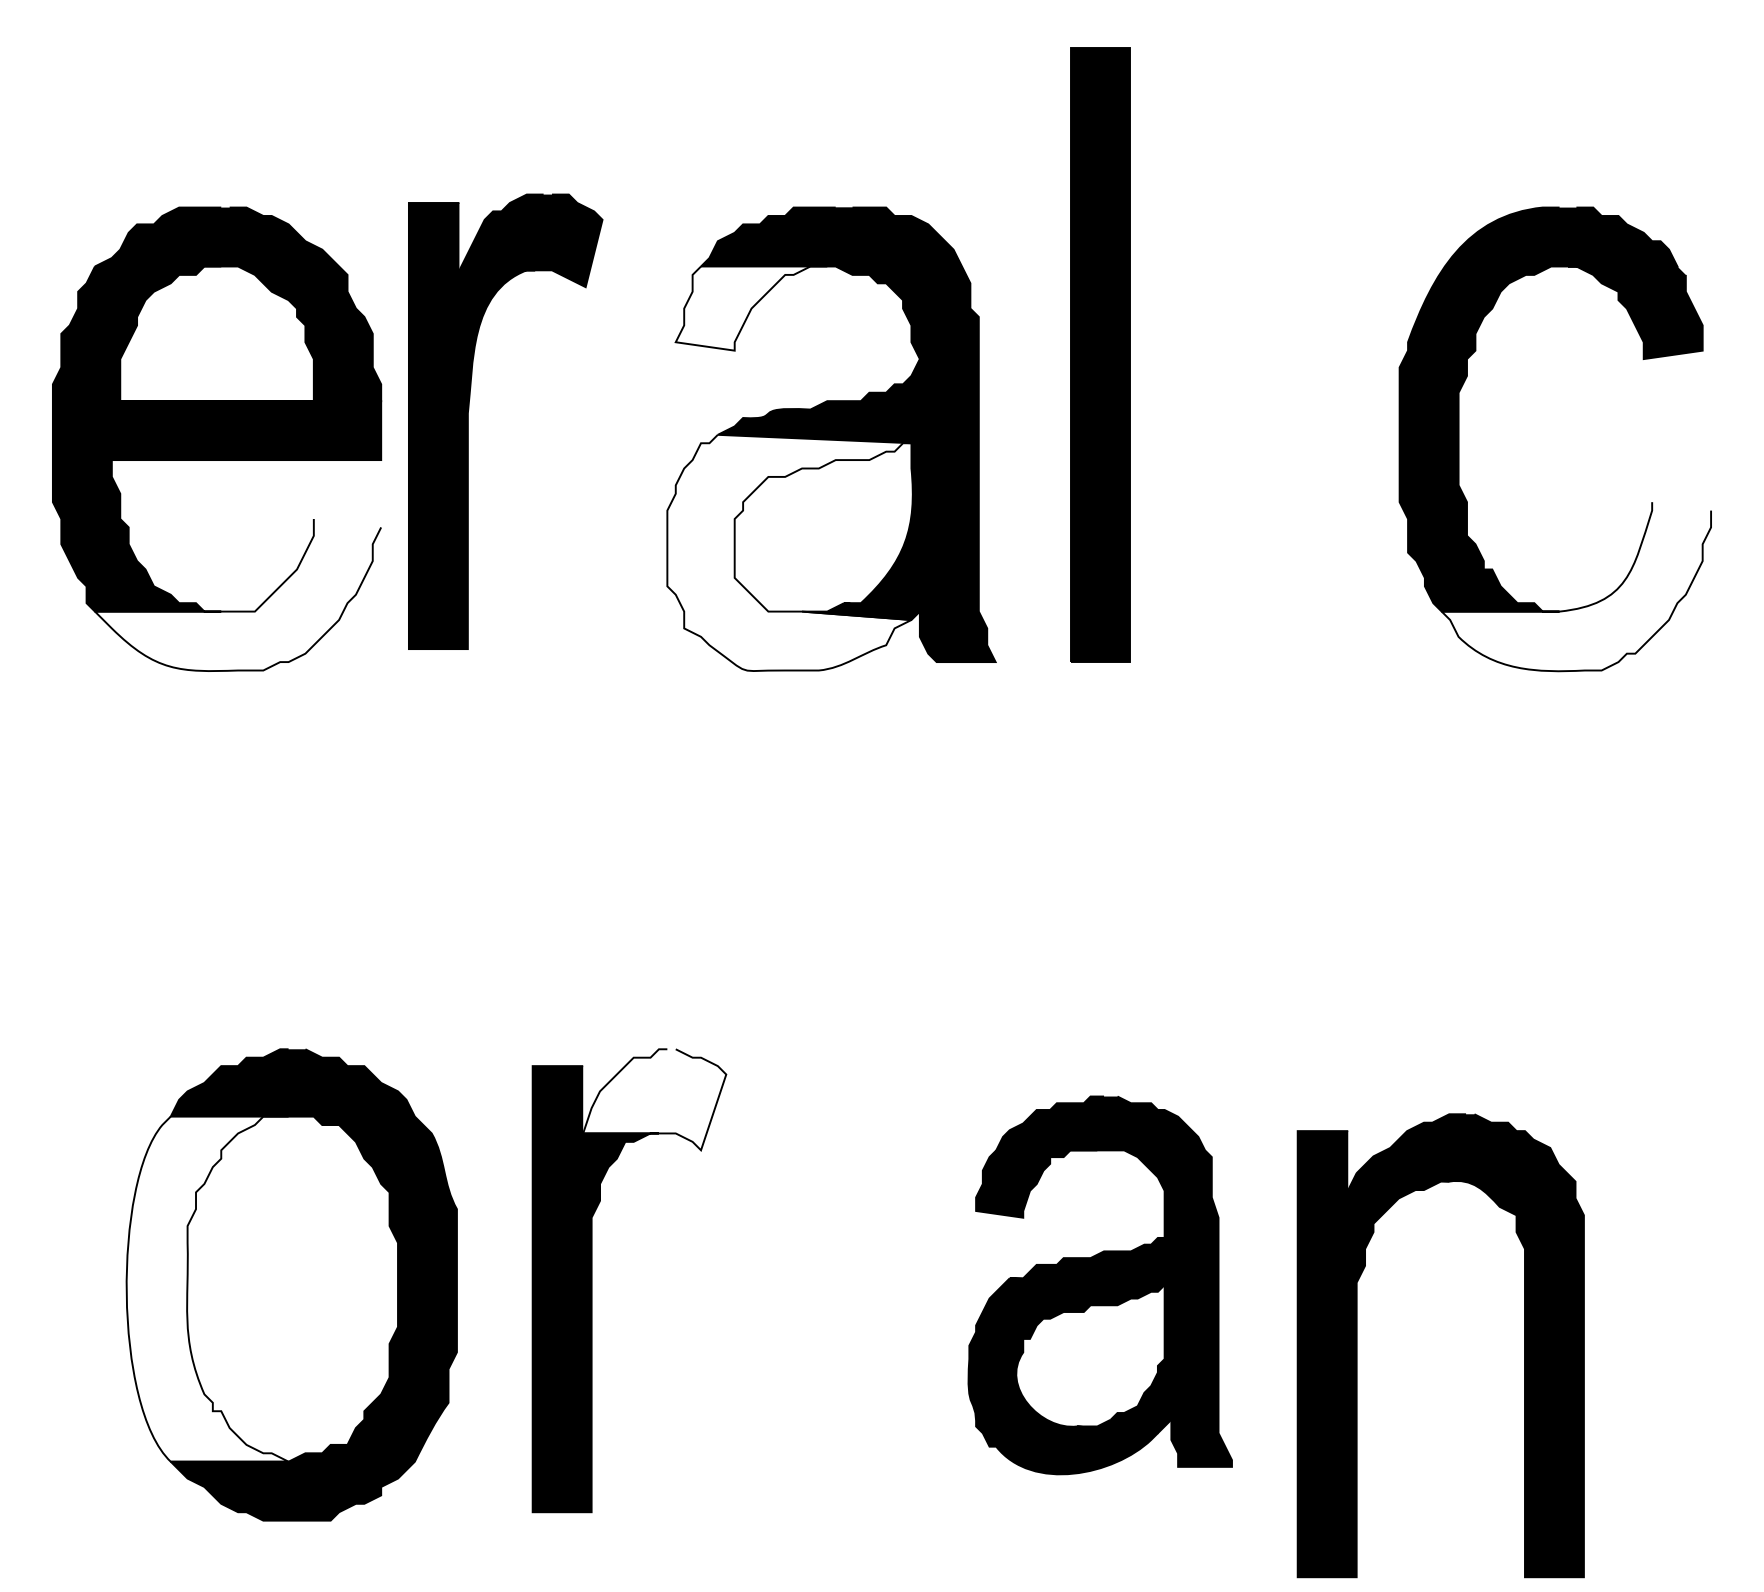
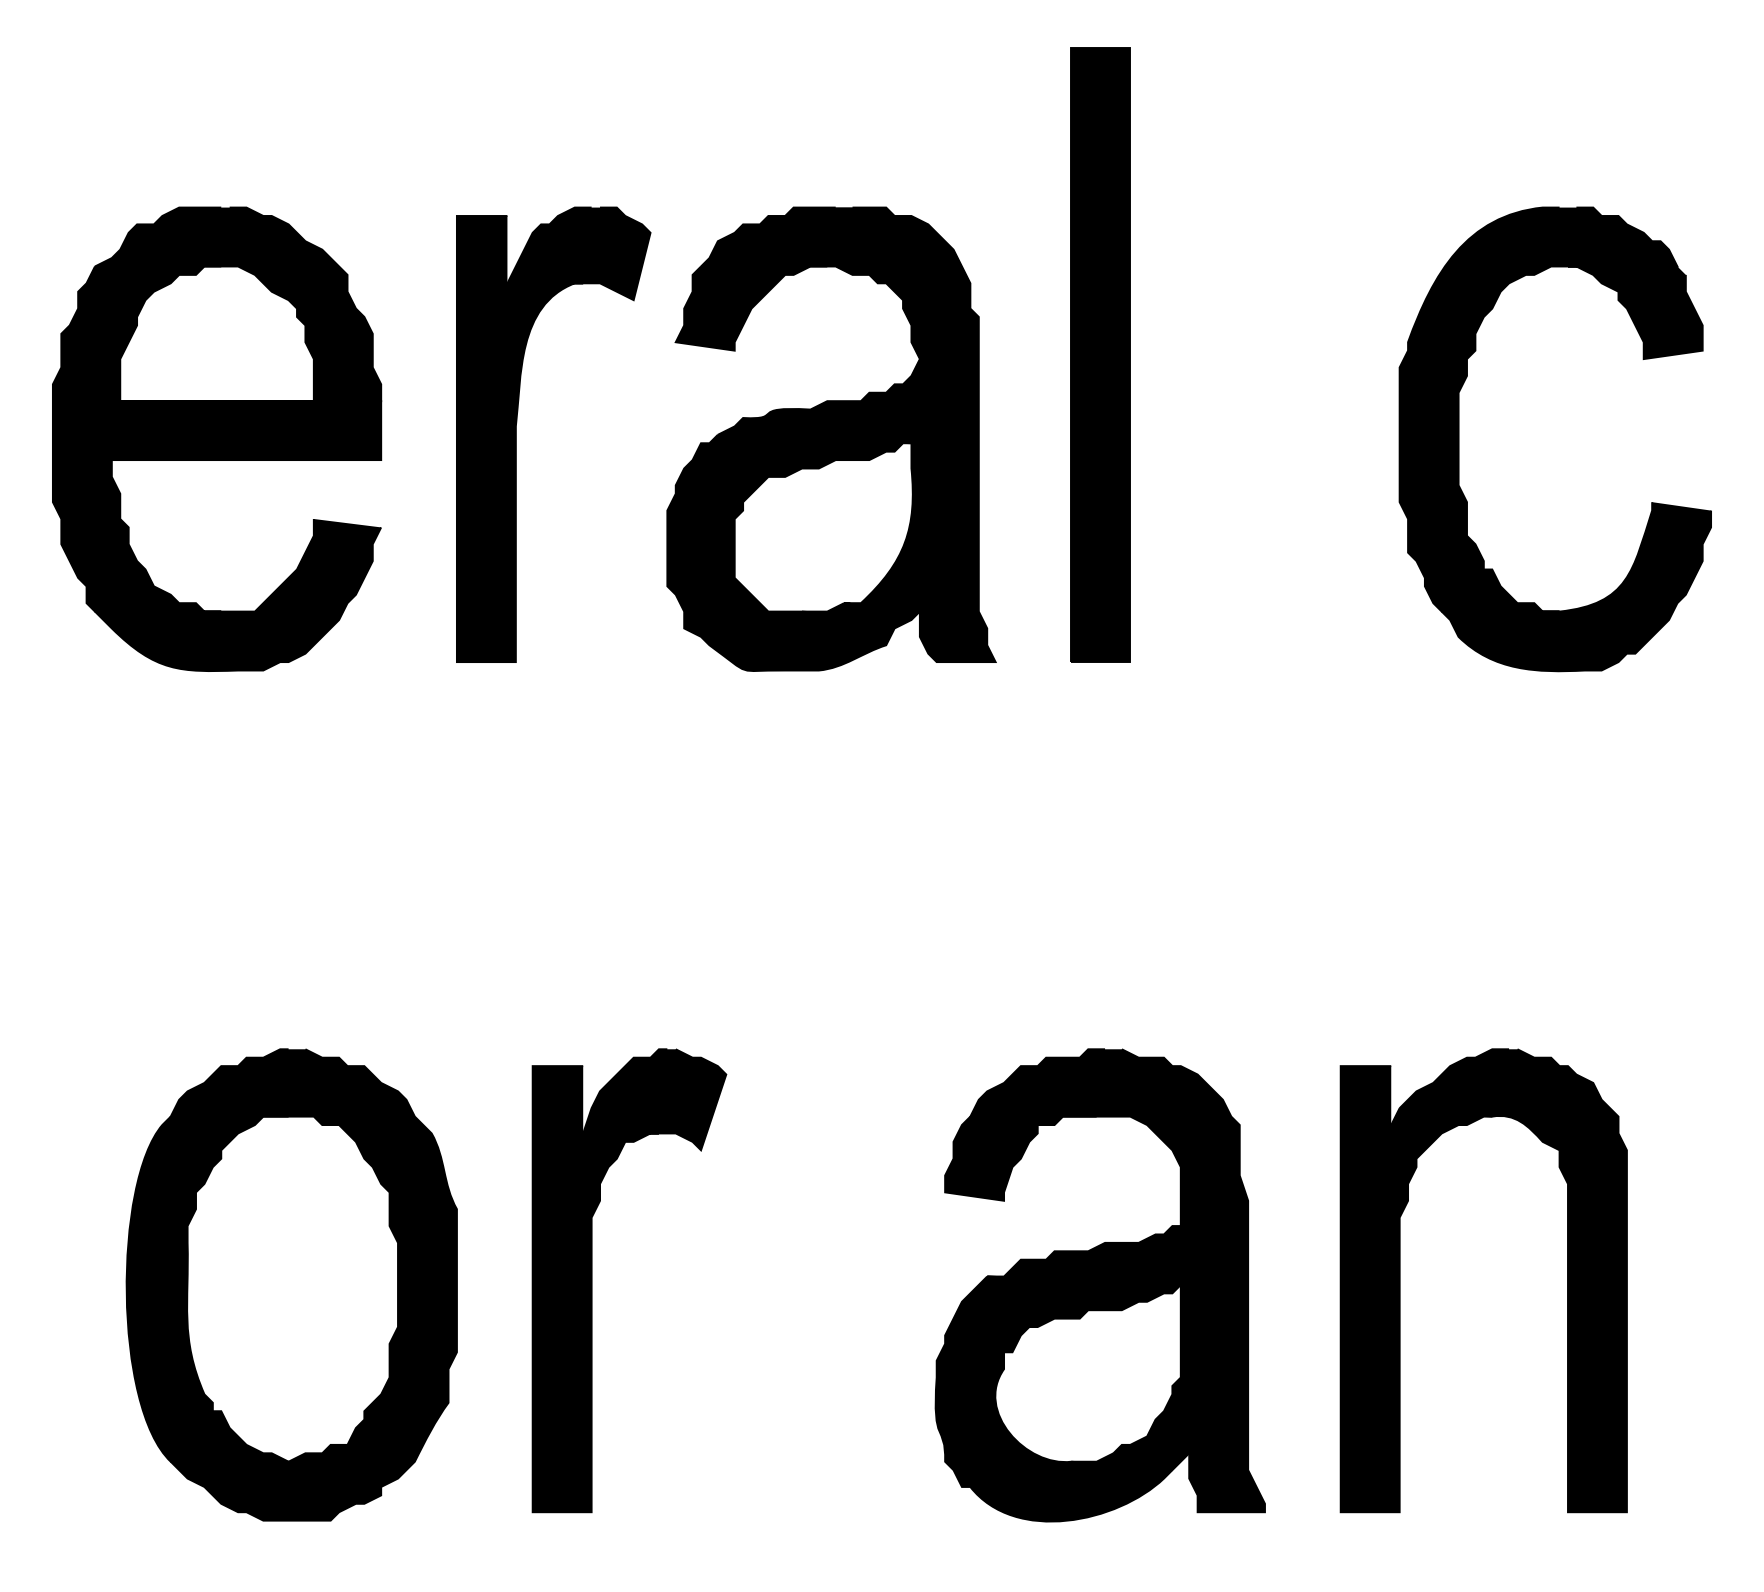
fill: none -> present (751, 308)
part position: (468, 421) -> (516, 434) (516, 434)
fill: none -> present (789, 552)
fill: none -> present (1576, 586)
fill: none -> present (238, 595)
fill: none -> present (654, 1099)
part size: 266x381 px -> 332x475 px (1099, 1285)
fill: none -> present (207, 1288)
part position: (1357, 1345) -> (1400, 1280) (1400, 1280)
